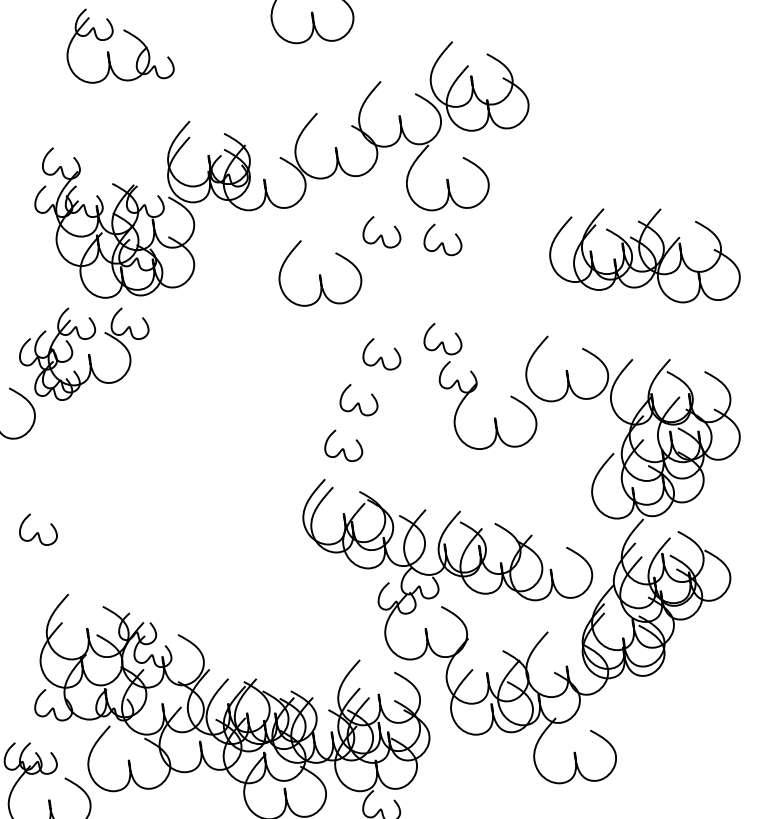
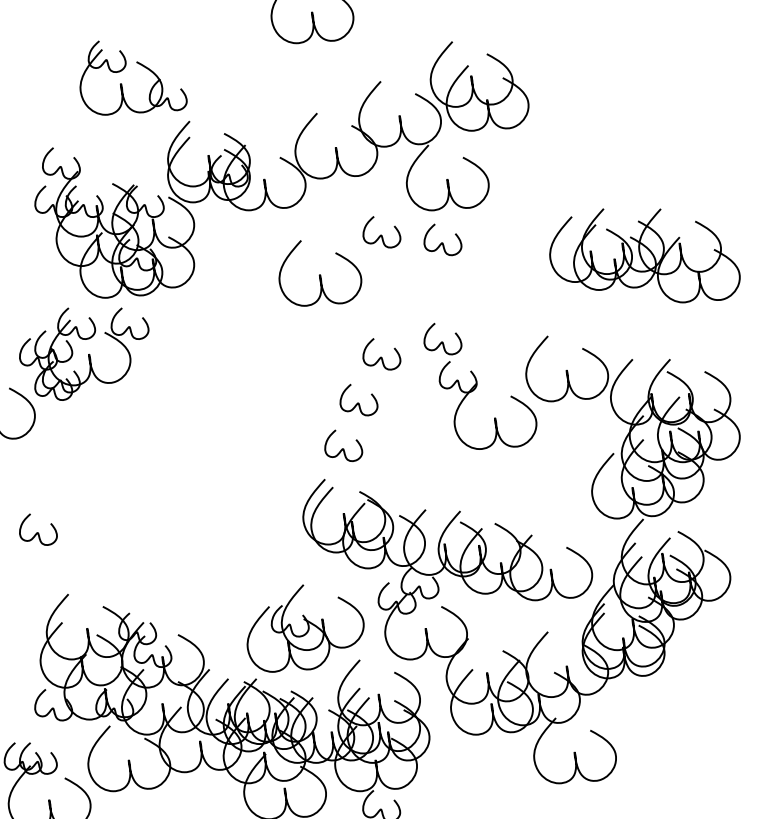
part position: (111, 37) -> (124, 69) (124, 69)
part: none -> present (305, 628)
